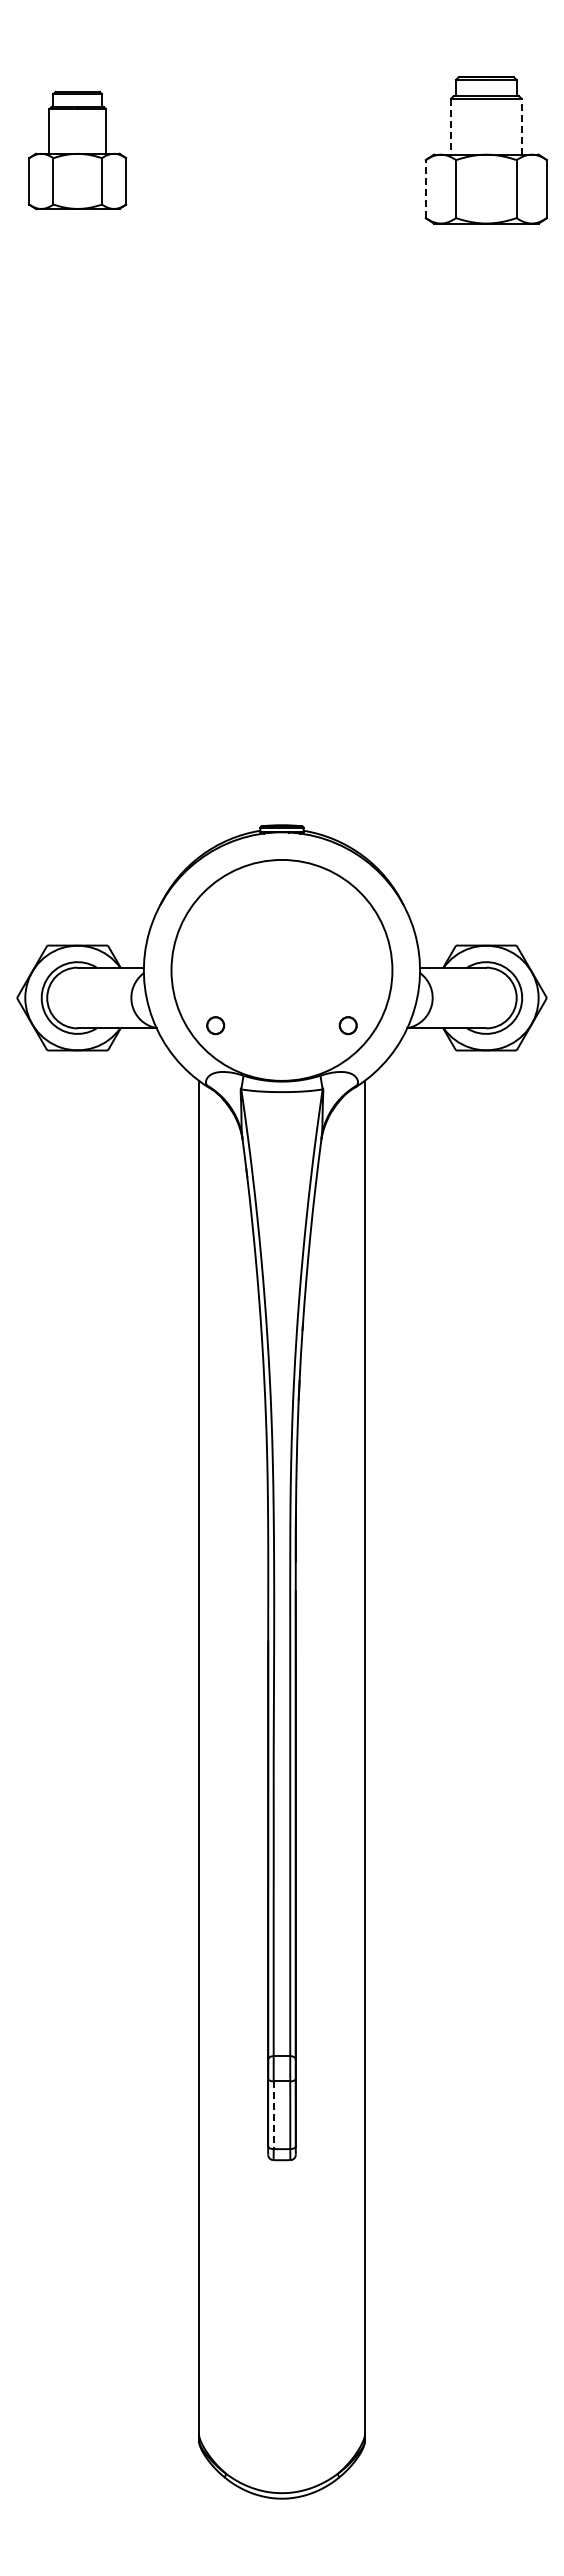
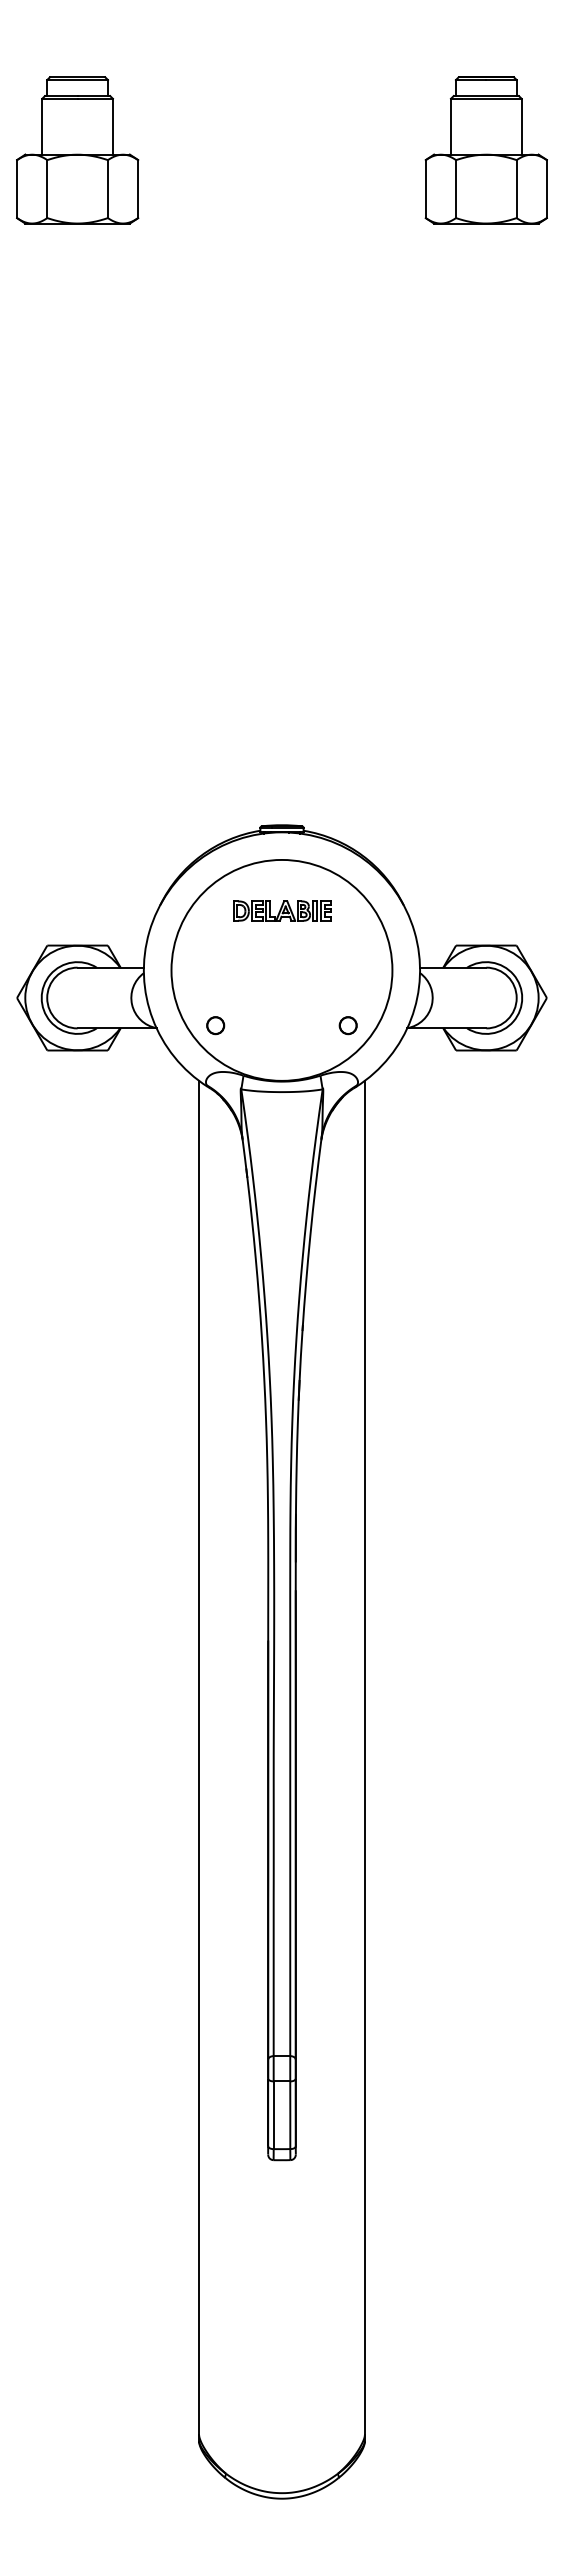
line: dashed -> solid (450, 126)
line: dashed -> solid (521, 126)
part size: 100x120 px -> 124x149 px (77, 150)
line: dashed -> solid (425, 189)
part: none -> present (282, 910)
line: dashed -> solid (273, 2115)
